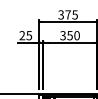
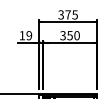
text: 25 -> 19 (25, 35)
